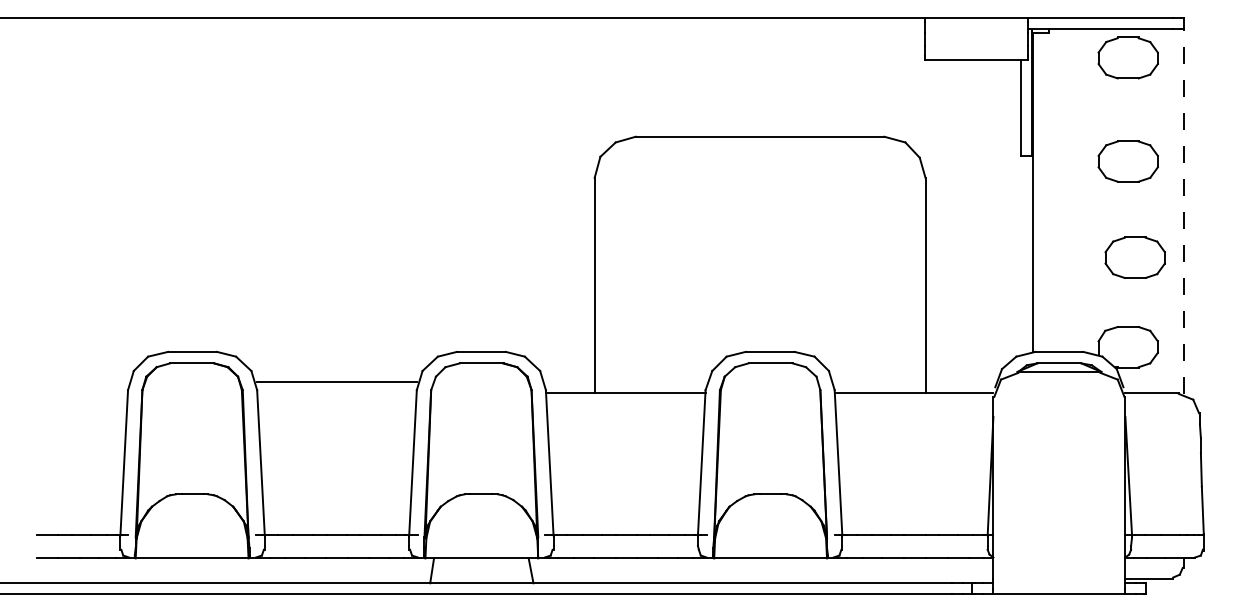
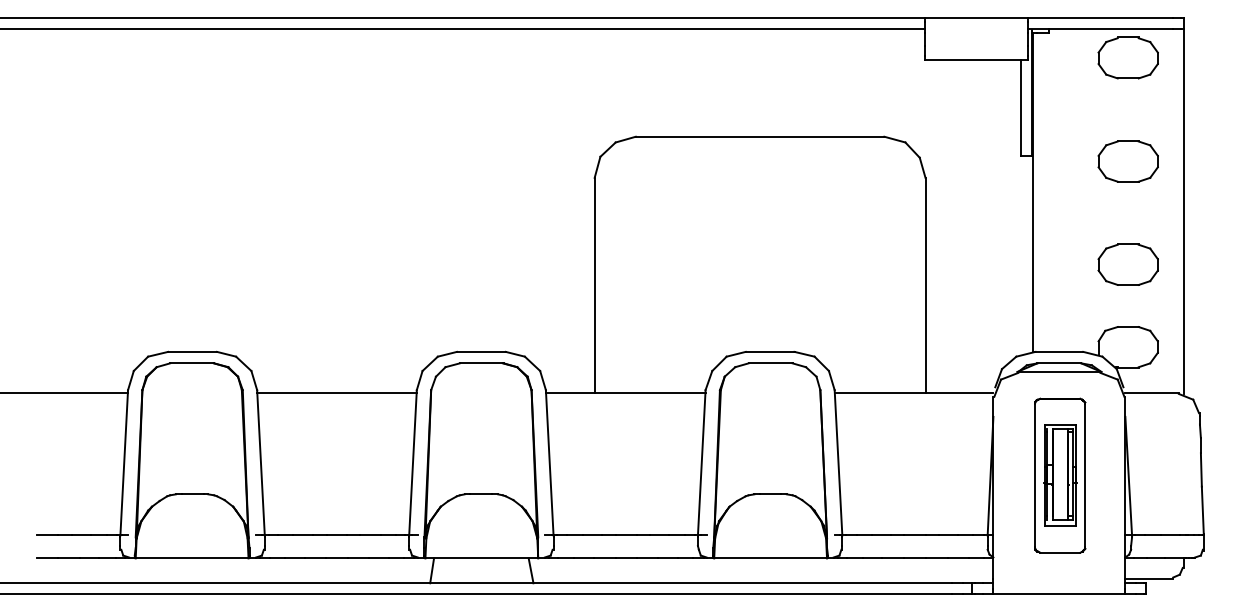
line: none -> present (463, 28)
line: dashed -> solid (1183, 211)
part position: (1134, 257) -> (1127, 264) (1127, 264)
line position: (336, 382) -> (336, 393) (336, 393)
line: none -> present (65, 393)
part: none -> present (1060, 475)
